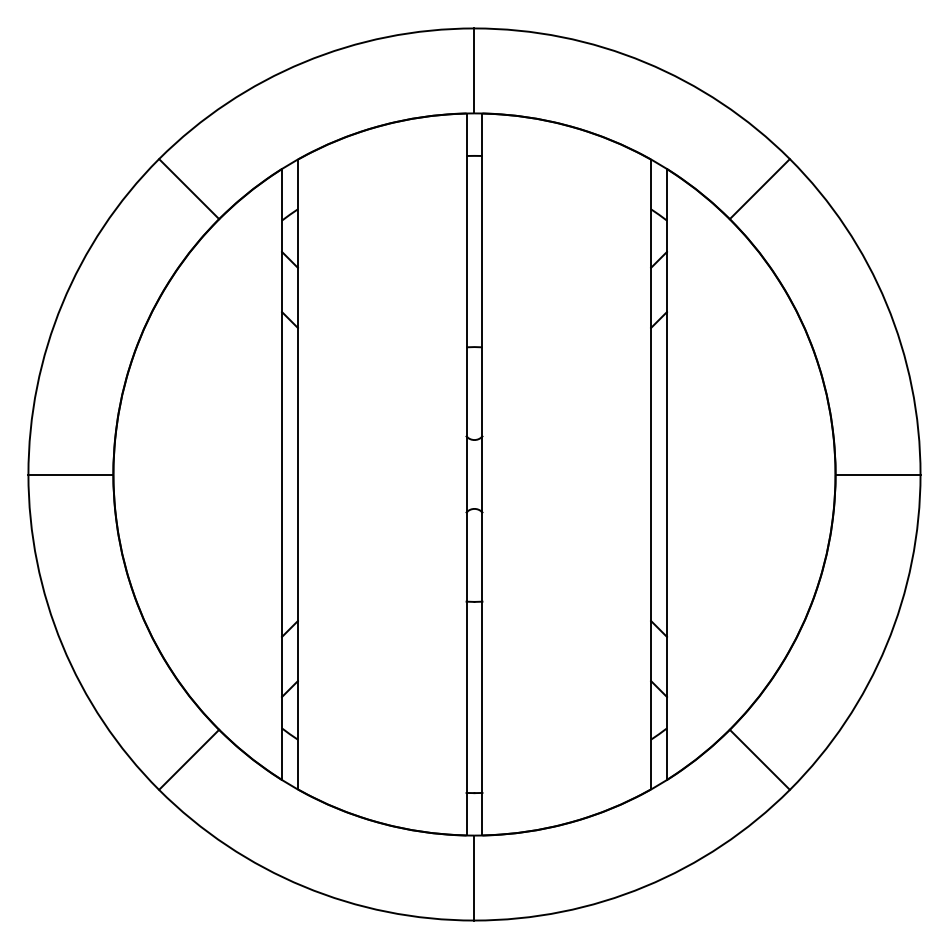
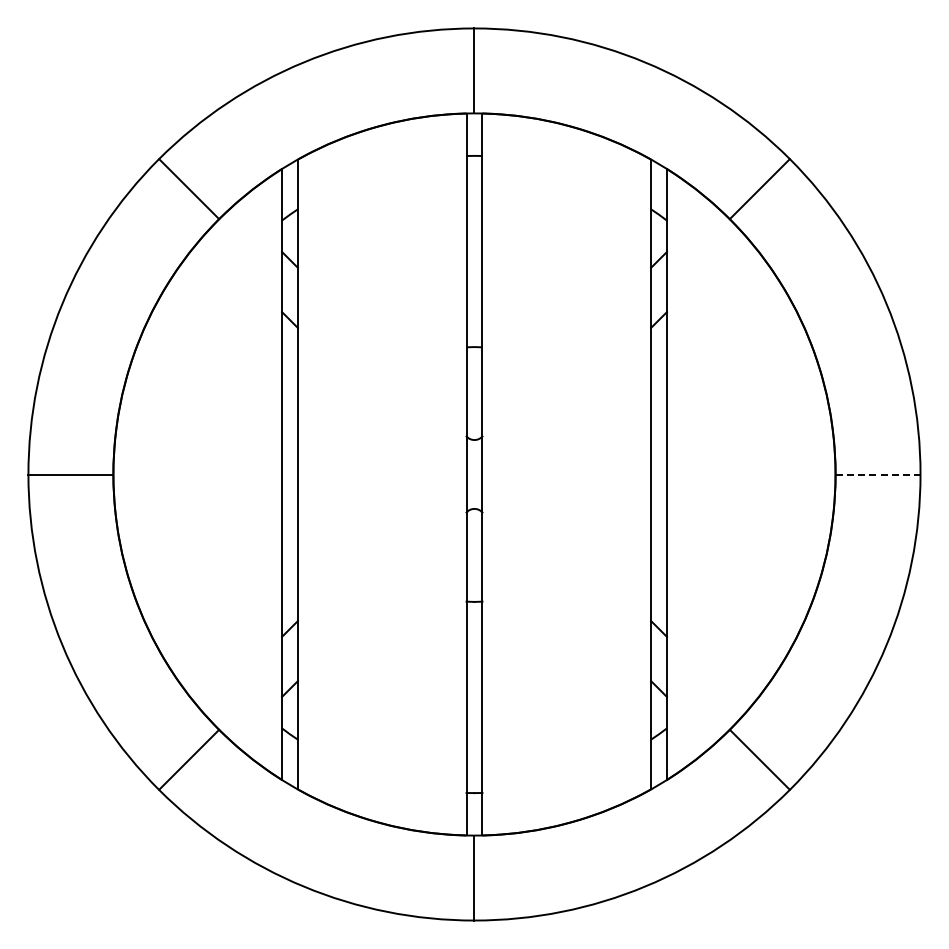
line: solid -> dashed (878, 474)
